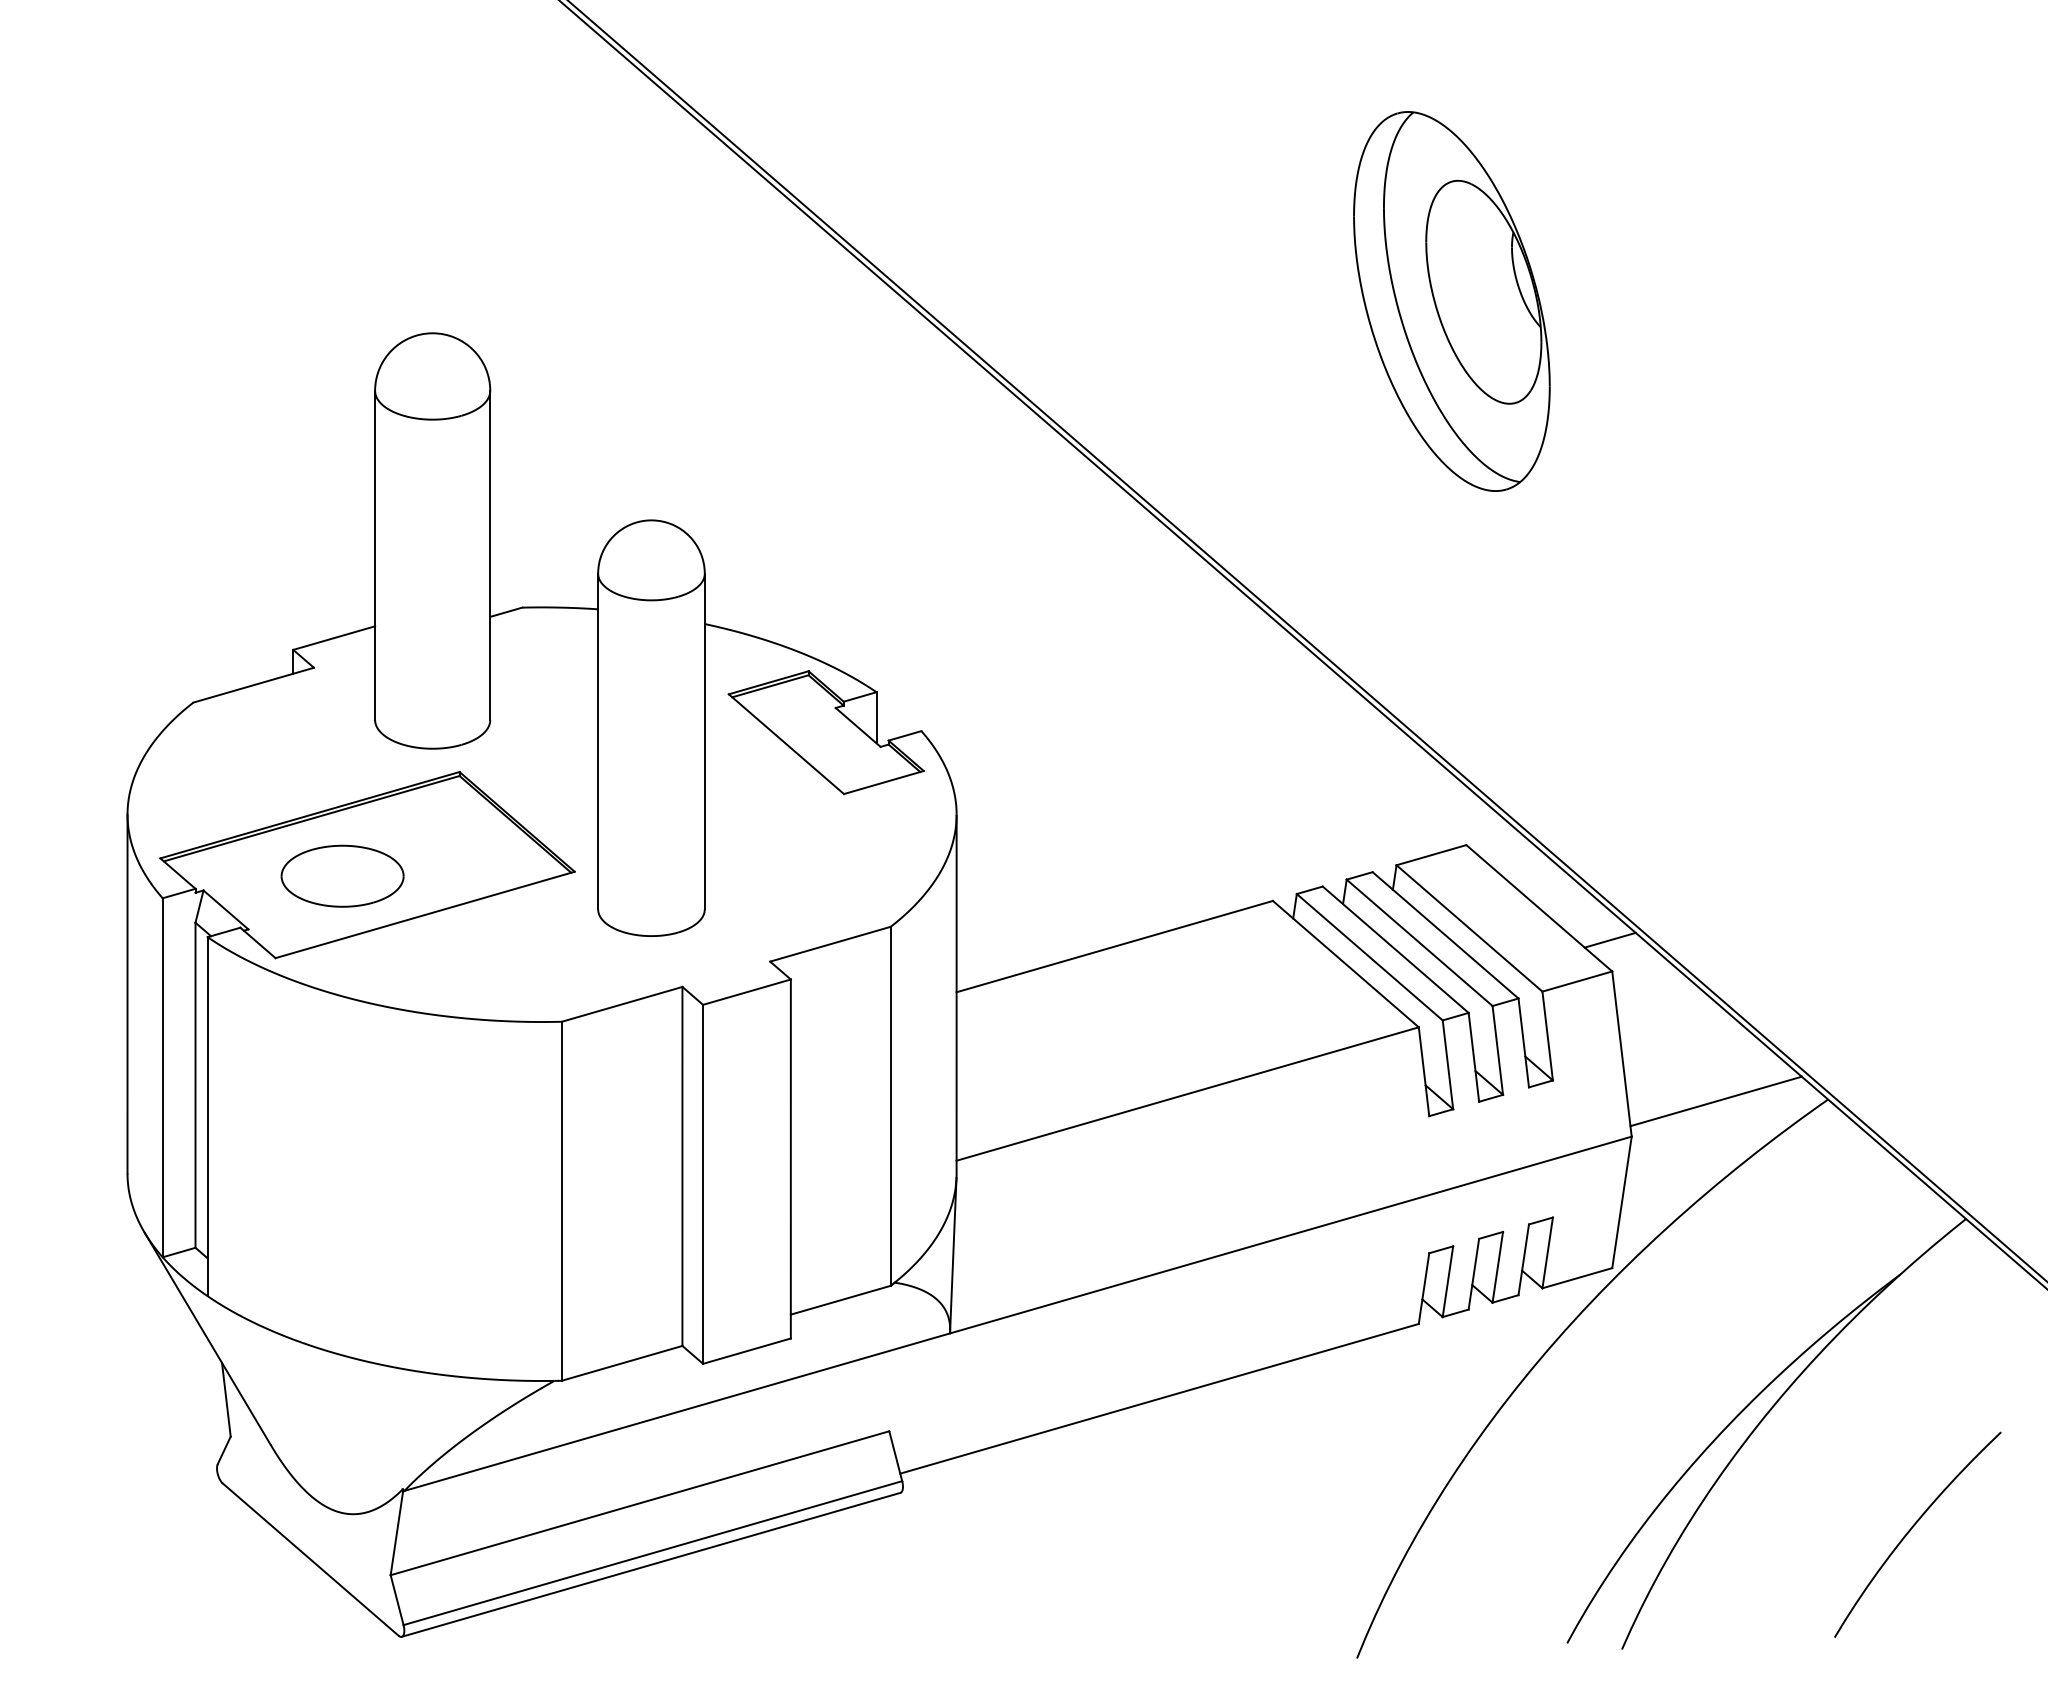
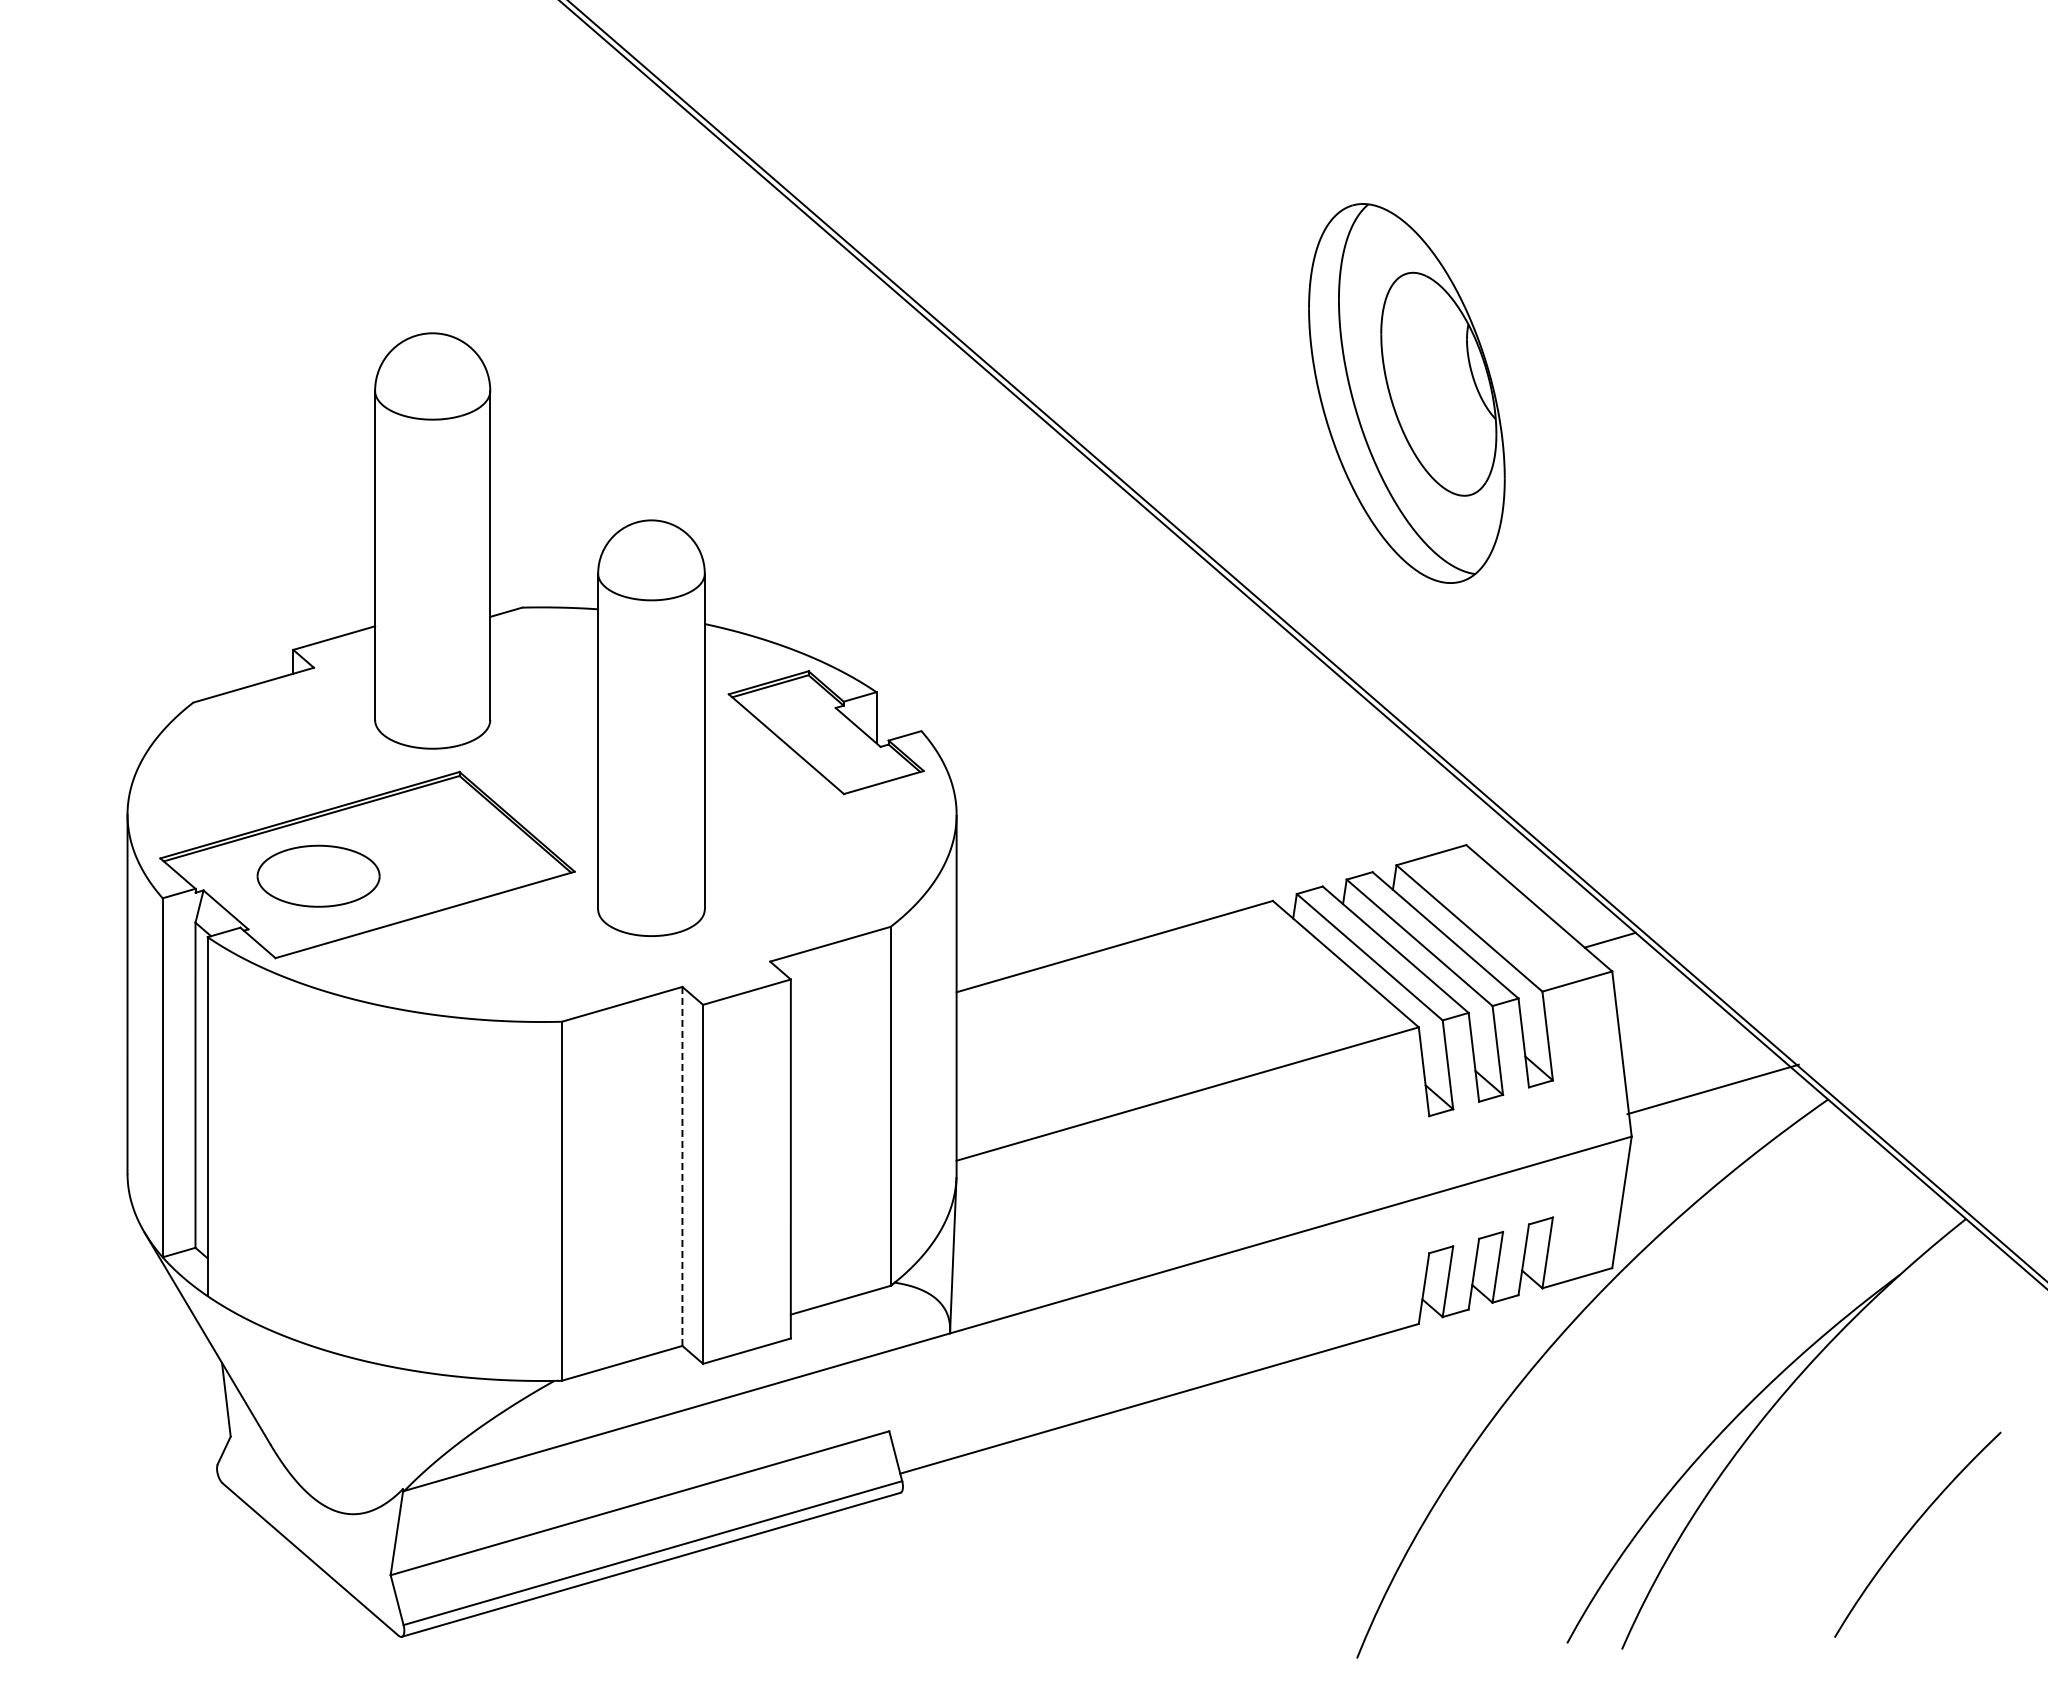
part position: (1451, 301) -> (1406, 393) (1406, 393)
part position: (342, 875) -> (318, 875) (318, 875)
line position: (1715, 1101) -> (1712, 1089) (1712, 1089)
line: solid -> dashed (682, 1165)
